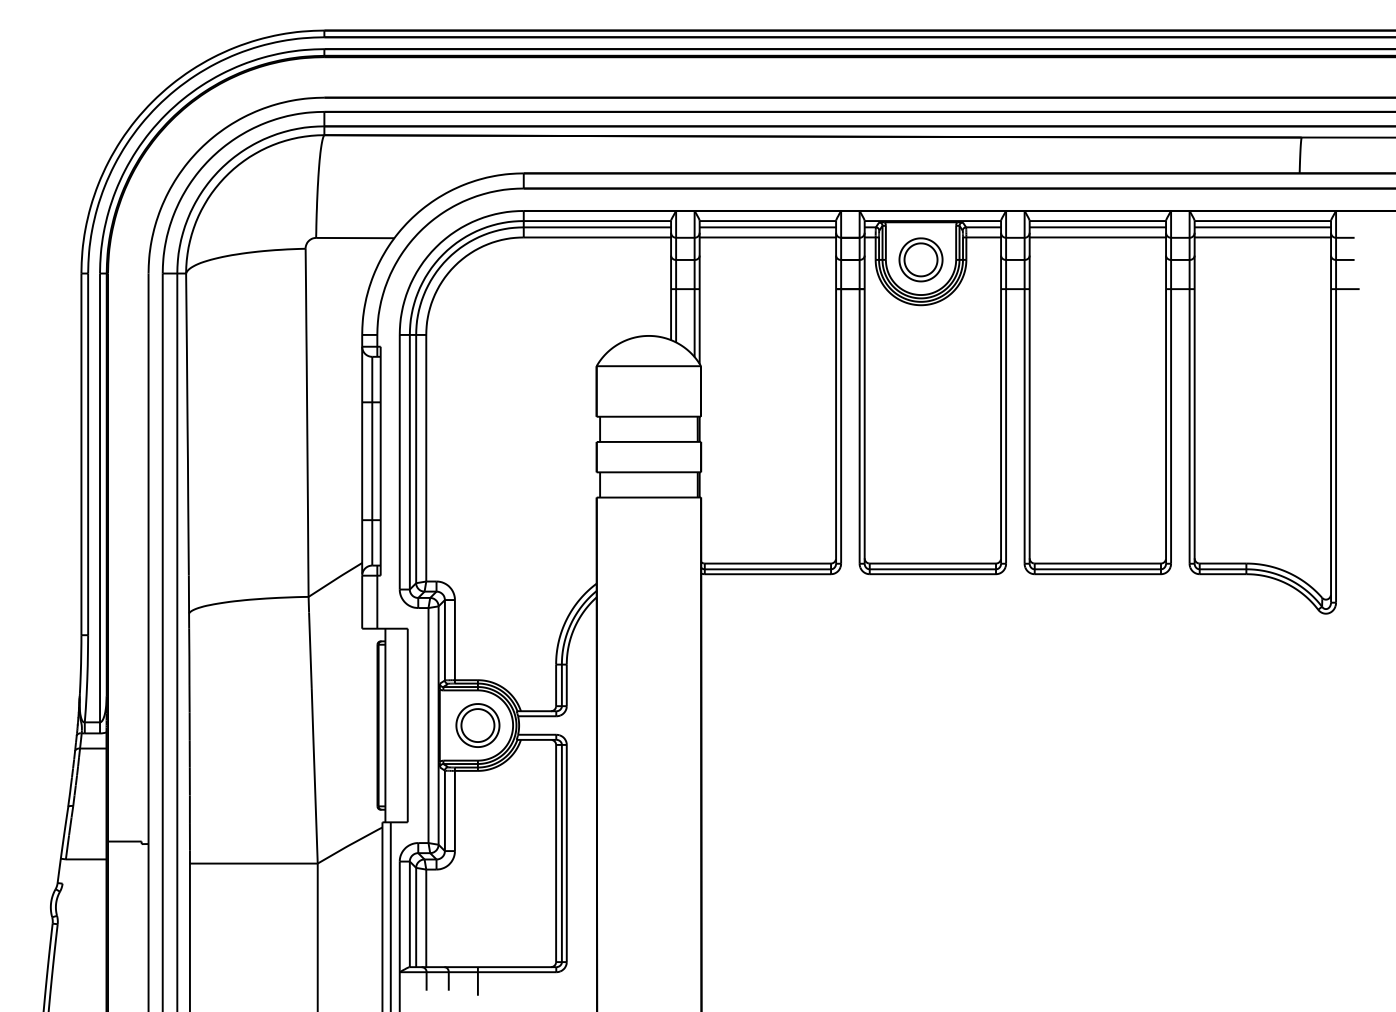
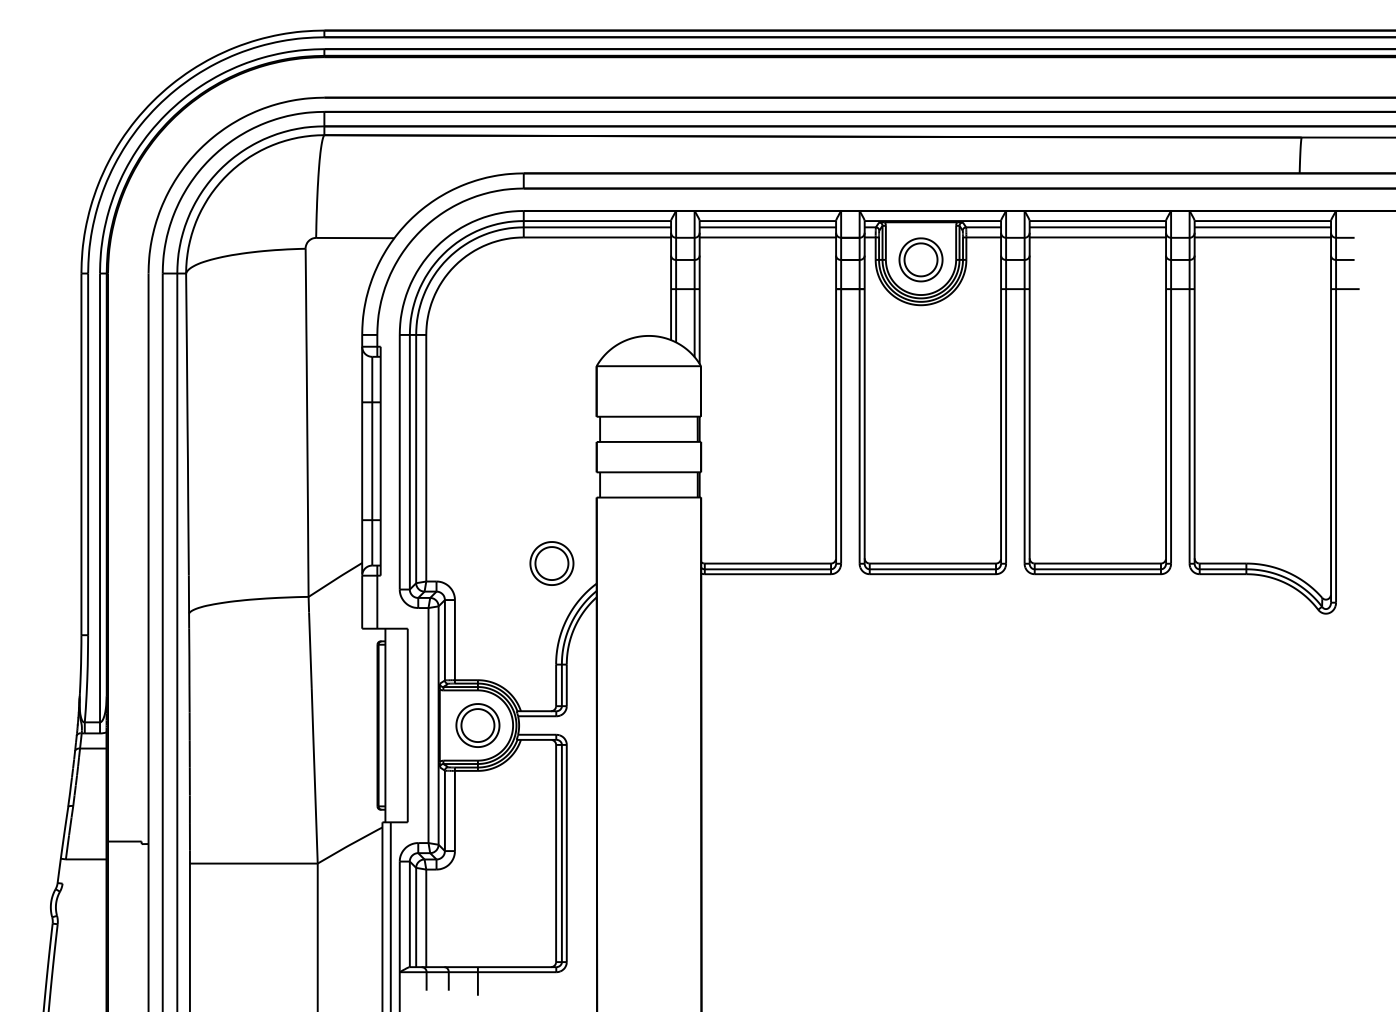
part: none -> present (551, 563)
